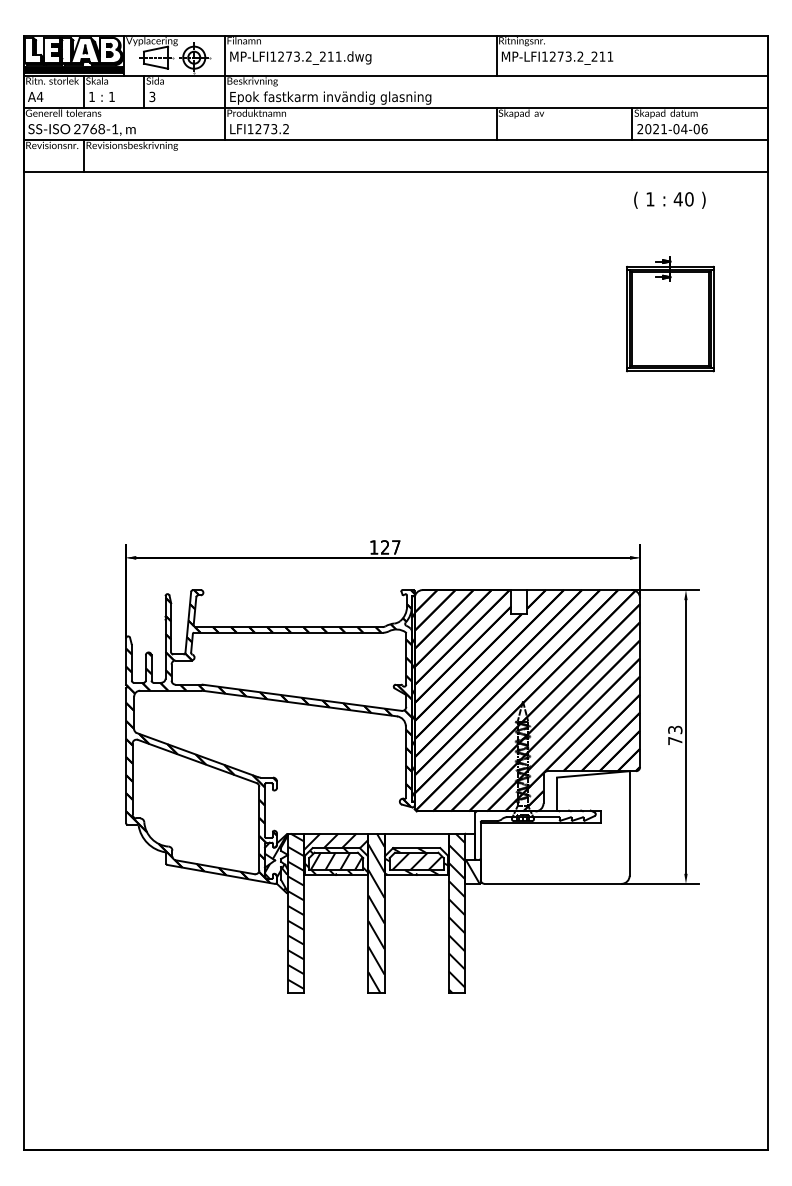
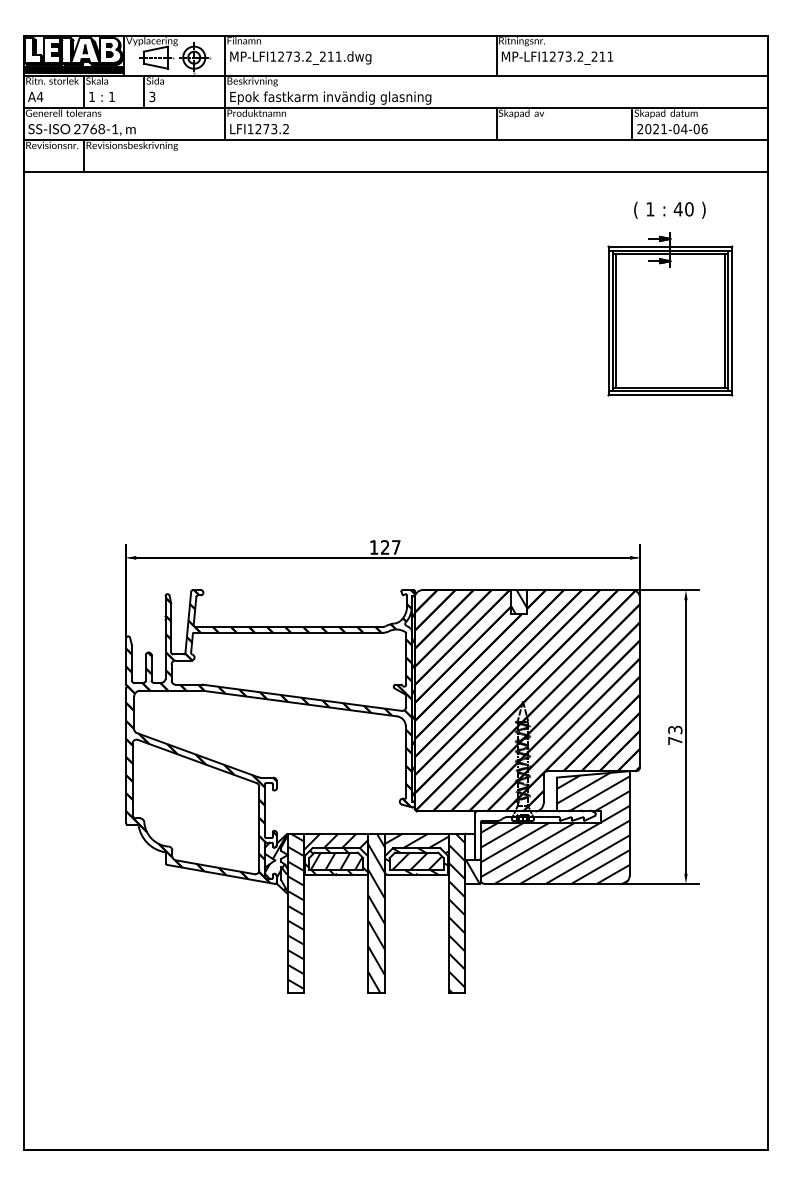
text position: (669, 199) -> (669, 209) (669, 209)
part size: 89x117 px -> 127x165 px (670, 314)
hatch: none -> present (519, 602)
hatch: none -> present (554, 827)
hatch: none -> present (416, 853)
